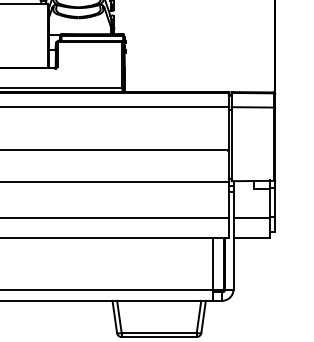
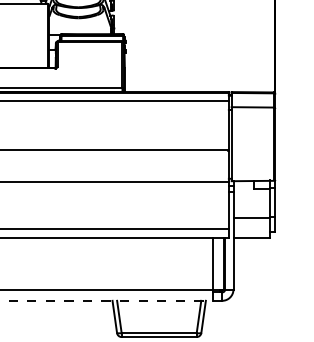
line position: (115, 107) -> (115, 101) (115, 101)
line position: (115, 217) -> (115, 228) (115, 228)
line: solid -> dashed (111, 300)
